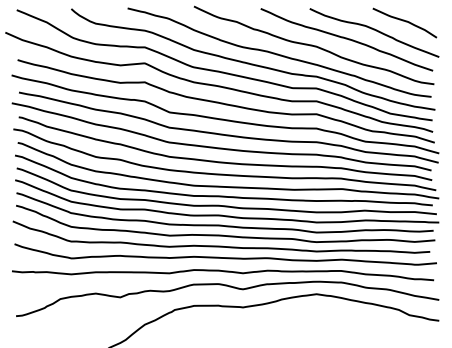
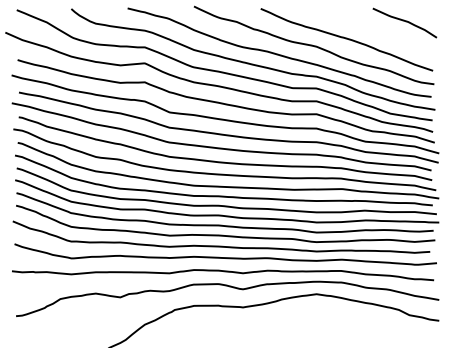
curve: present -> none (374, 30)
